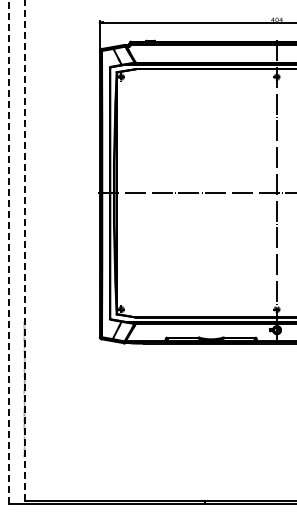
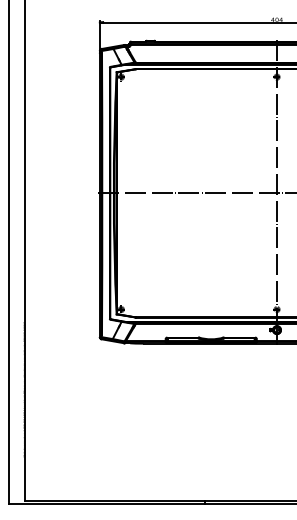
line: dashed -> solid (25, 249)
line: dashed -> solid (8, 252)
